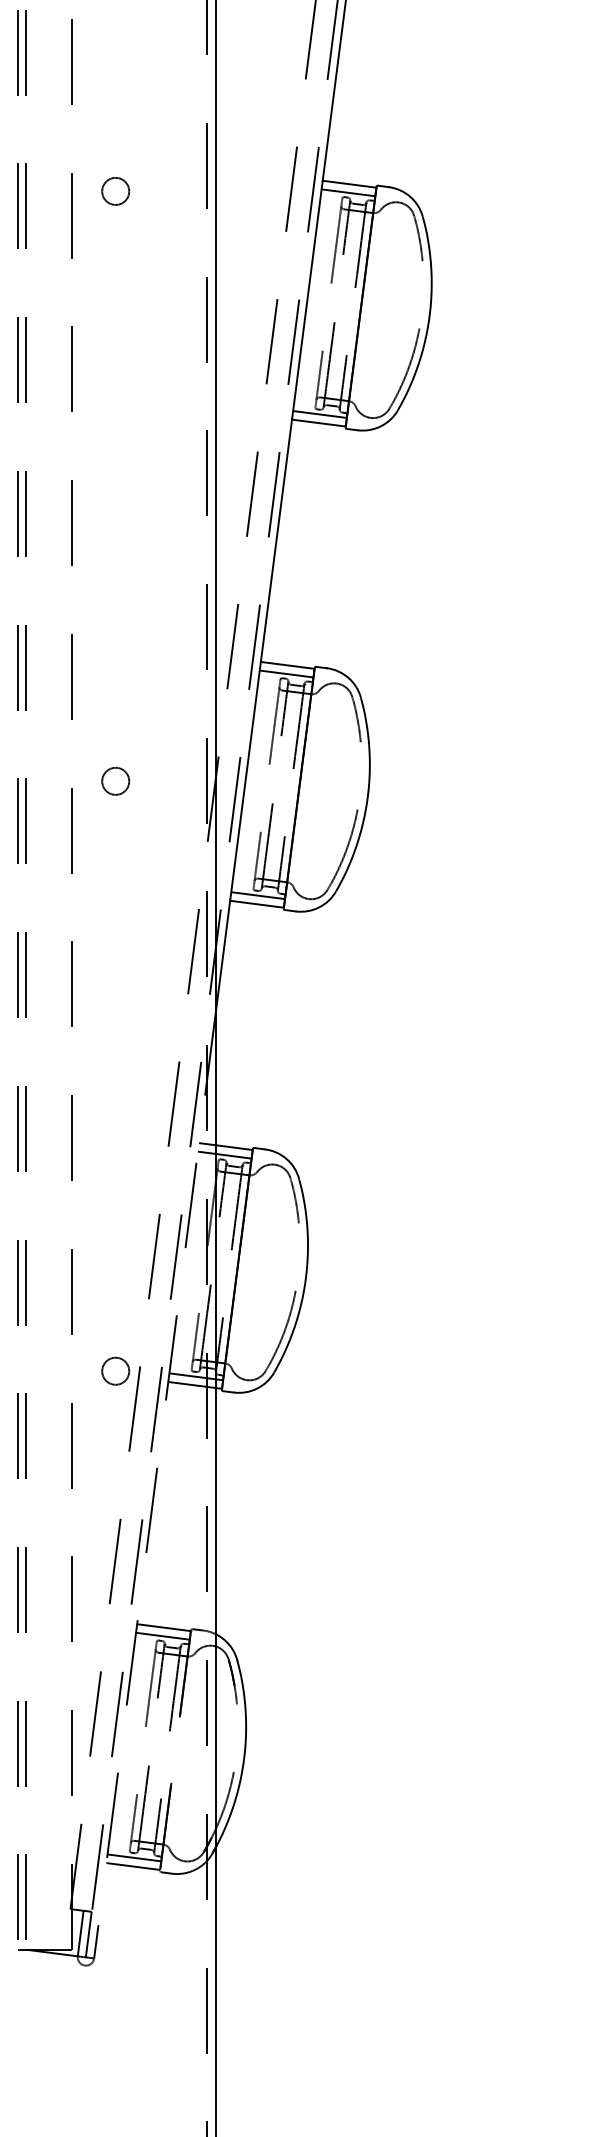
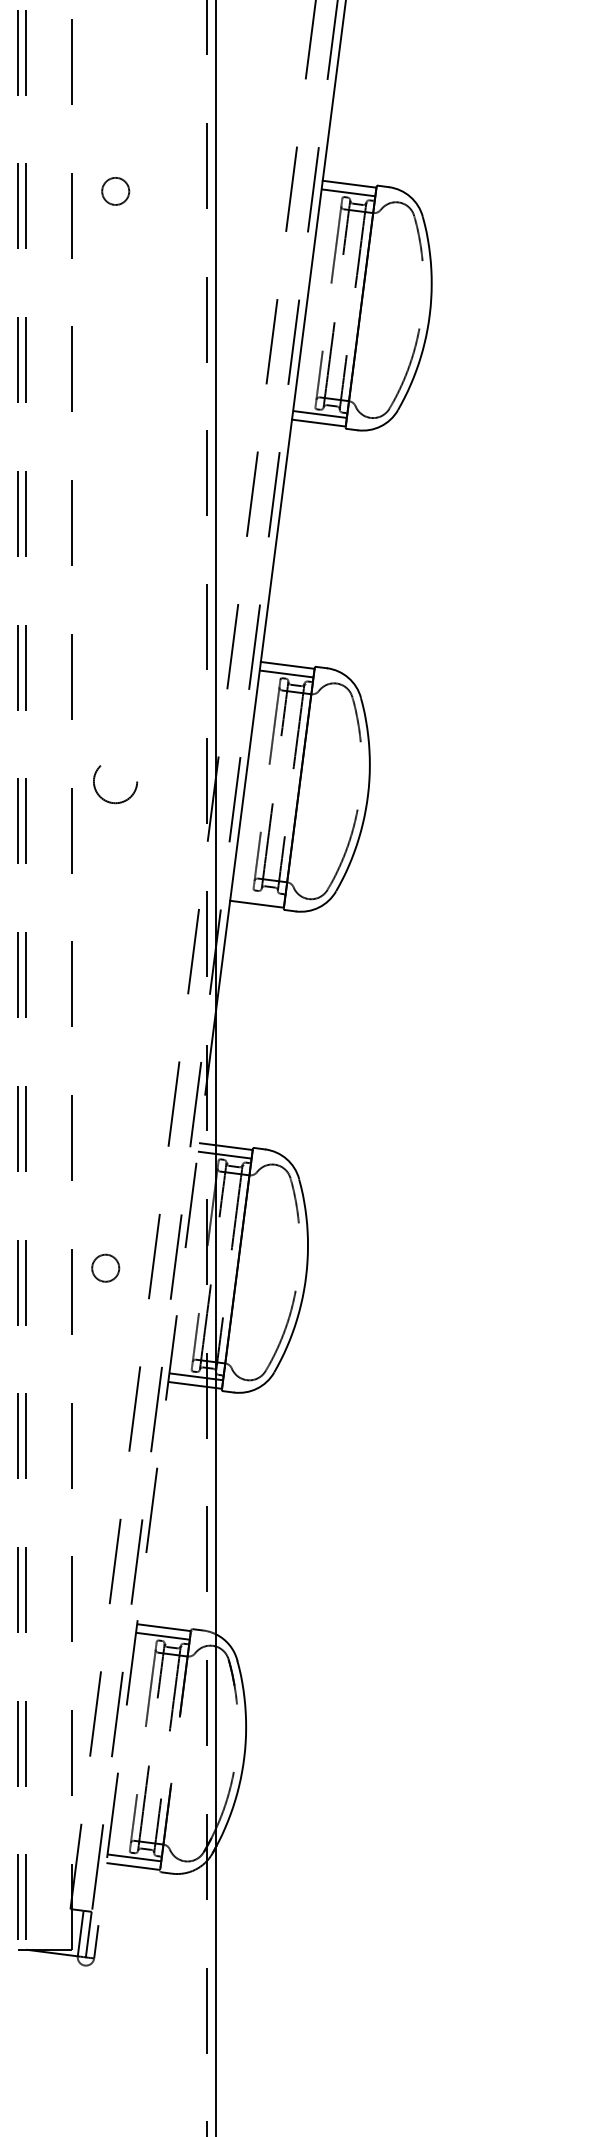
circle size: 30x30 px -> 46x40 px (115, 784)
line: present -> none (258, 895)
circle position: (115, 1370) -> (105, 1267) (105, 1267)
